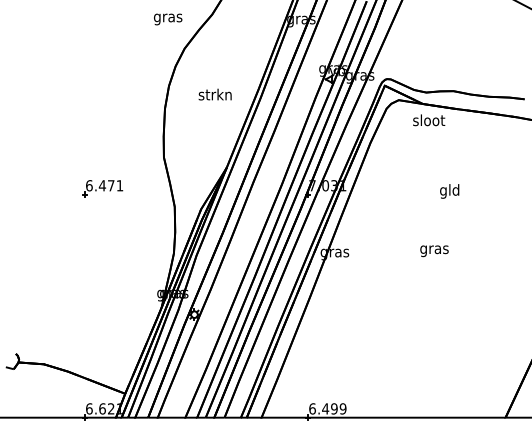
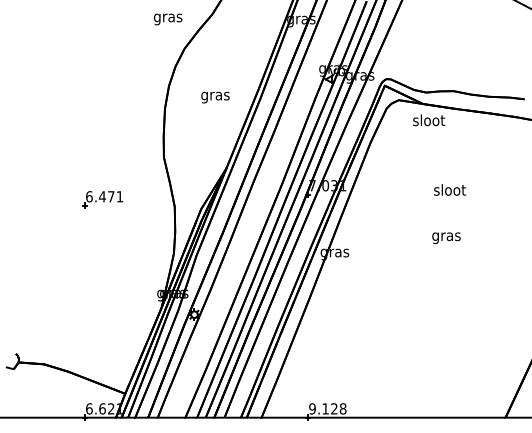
text: strkn -> gras (214, 95)
part position: (102, 188) -> (102, 199) (102, 199)
text: gld -> sloot (450, 191)
text position: (434, 251) -> (446, 238) (446, 238)
text: 6.499 -> 9.128 (327, 408)
